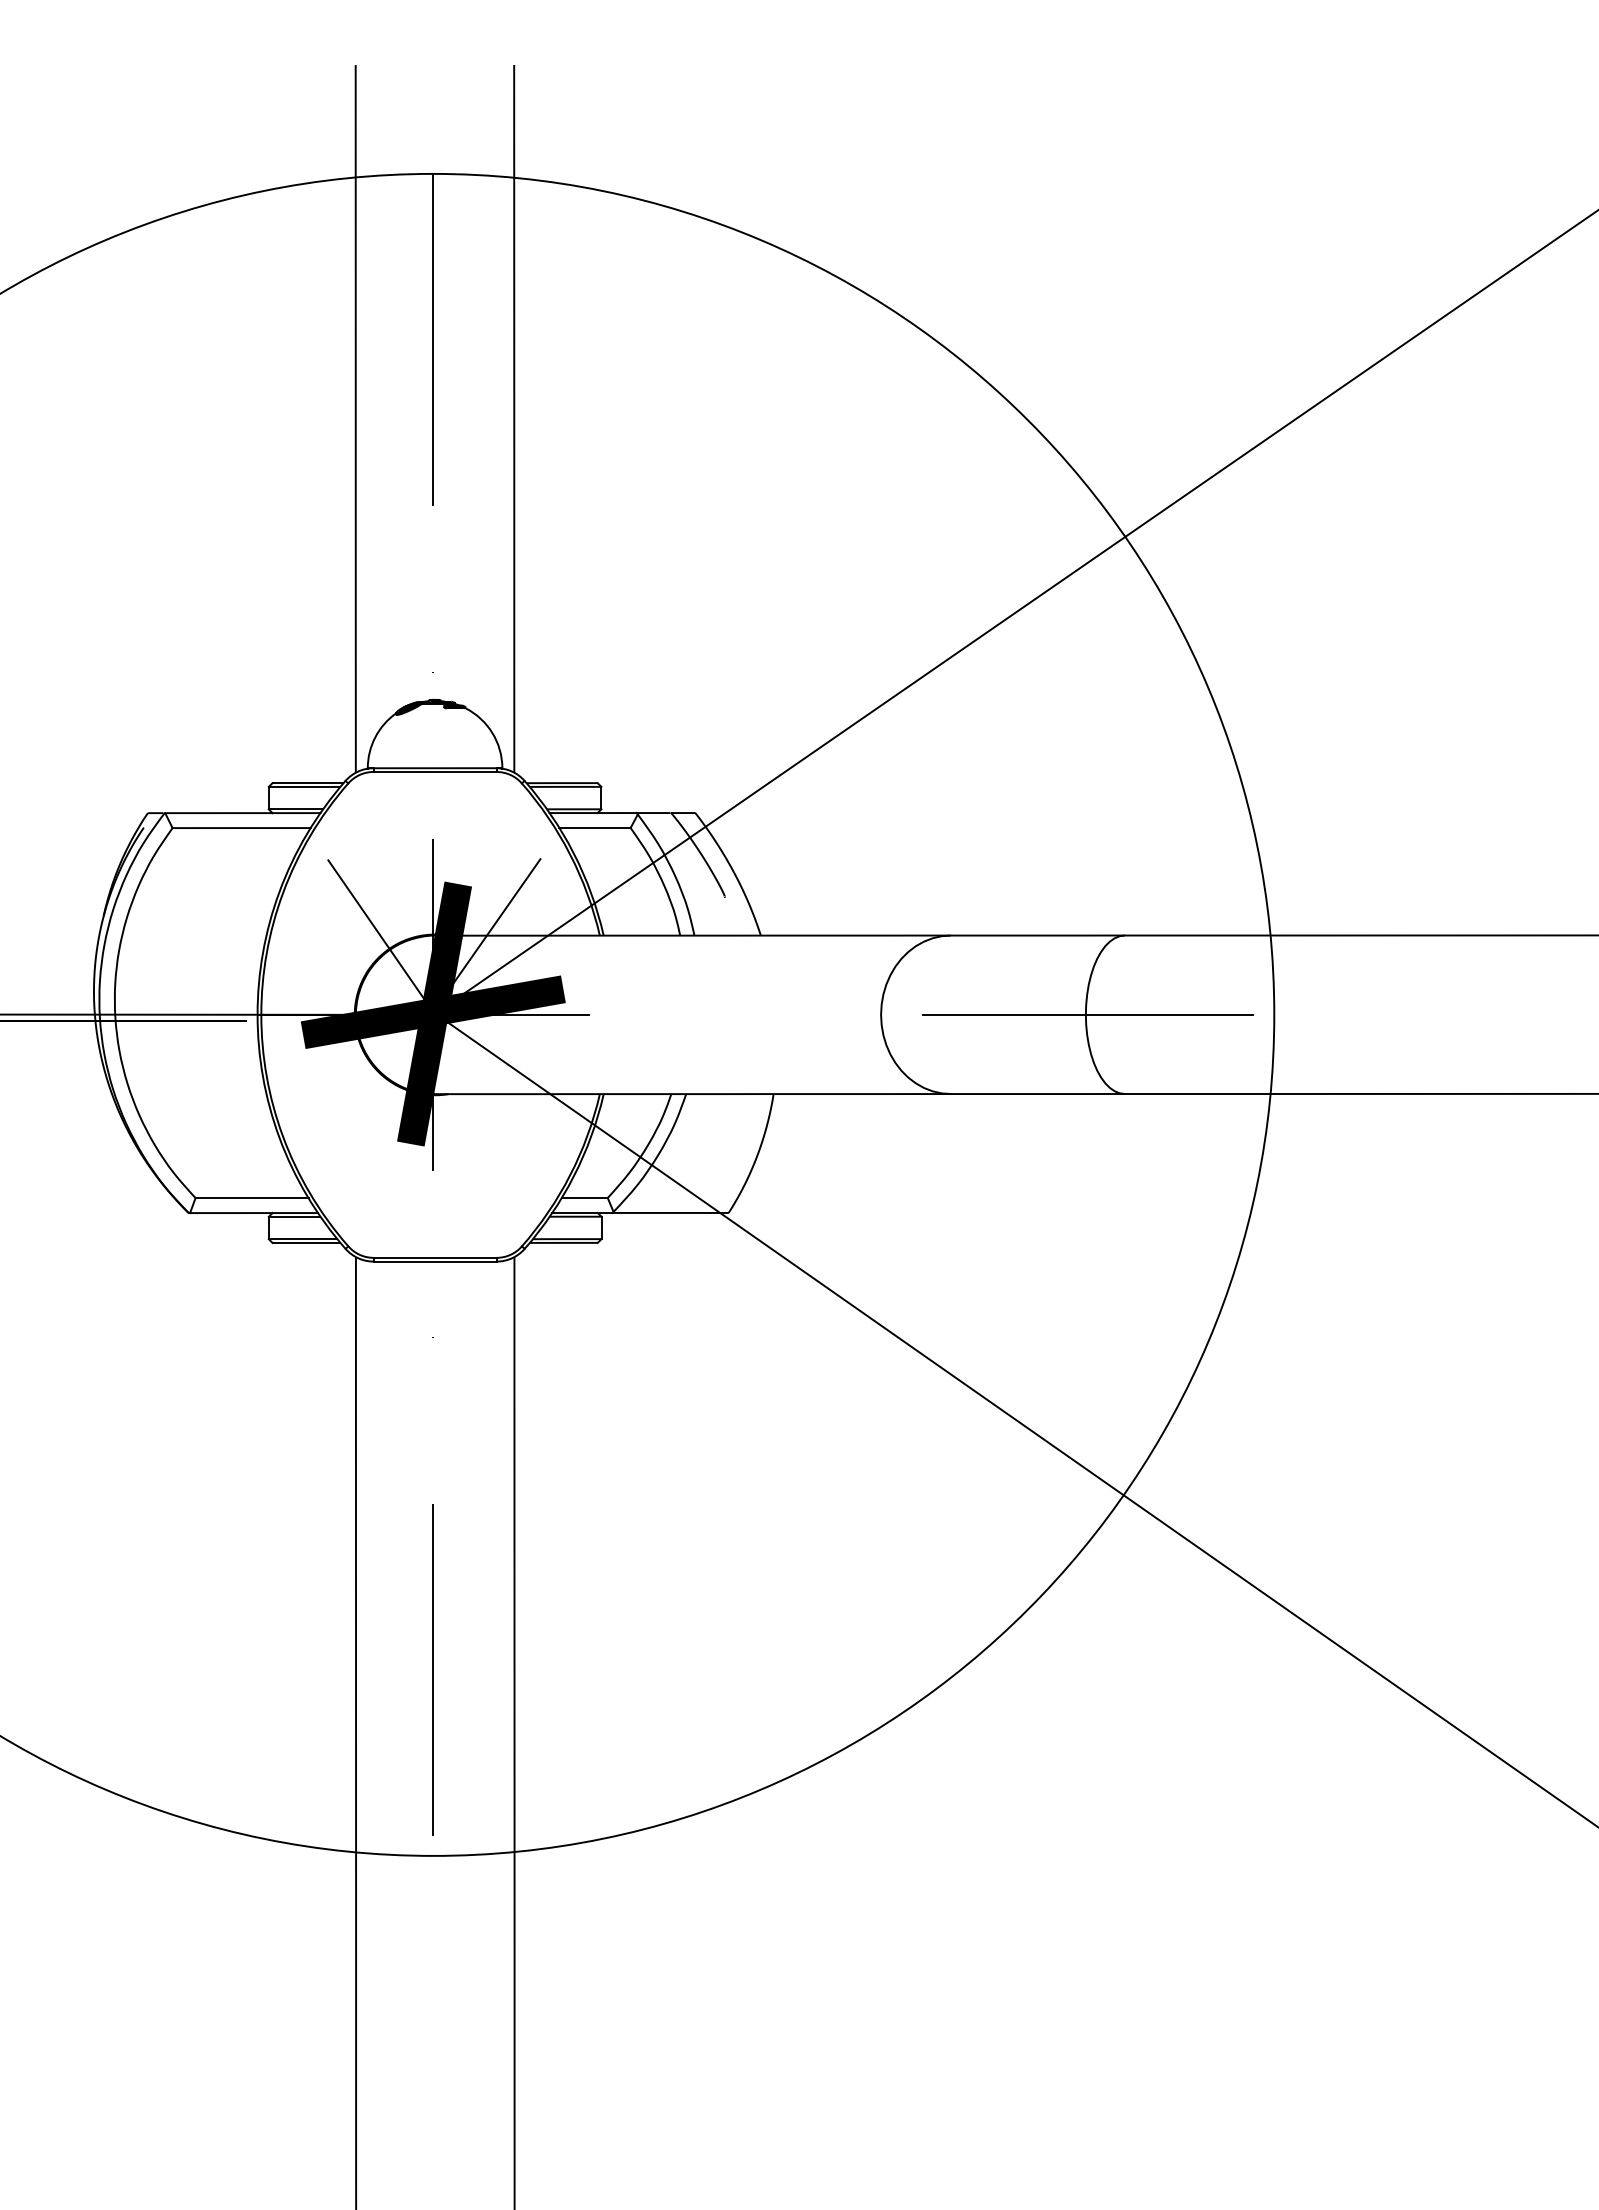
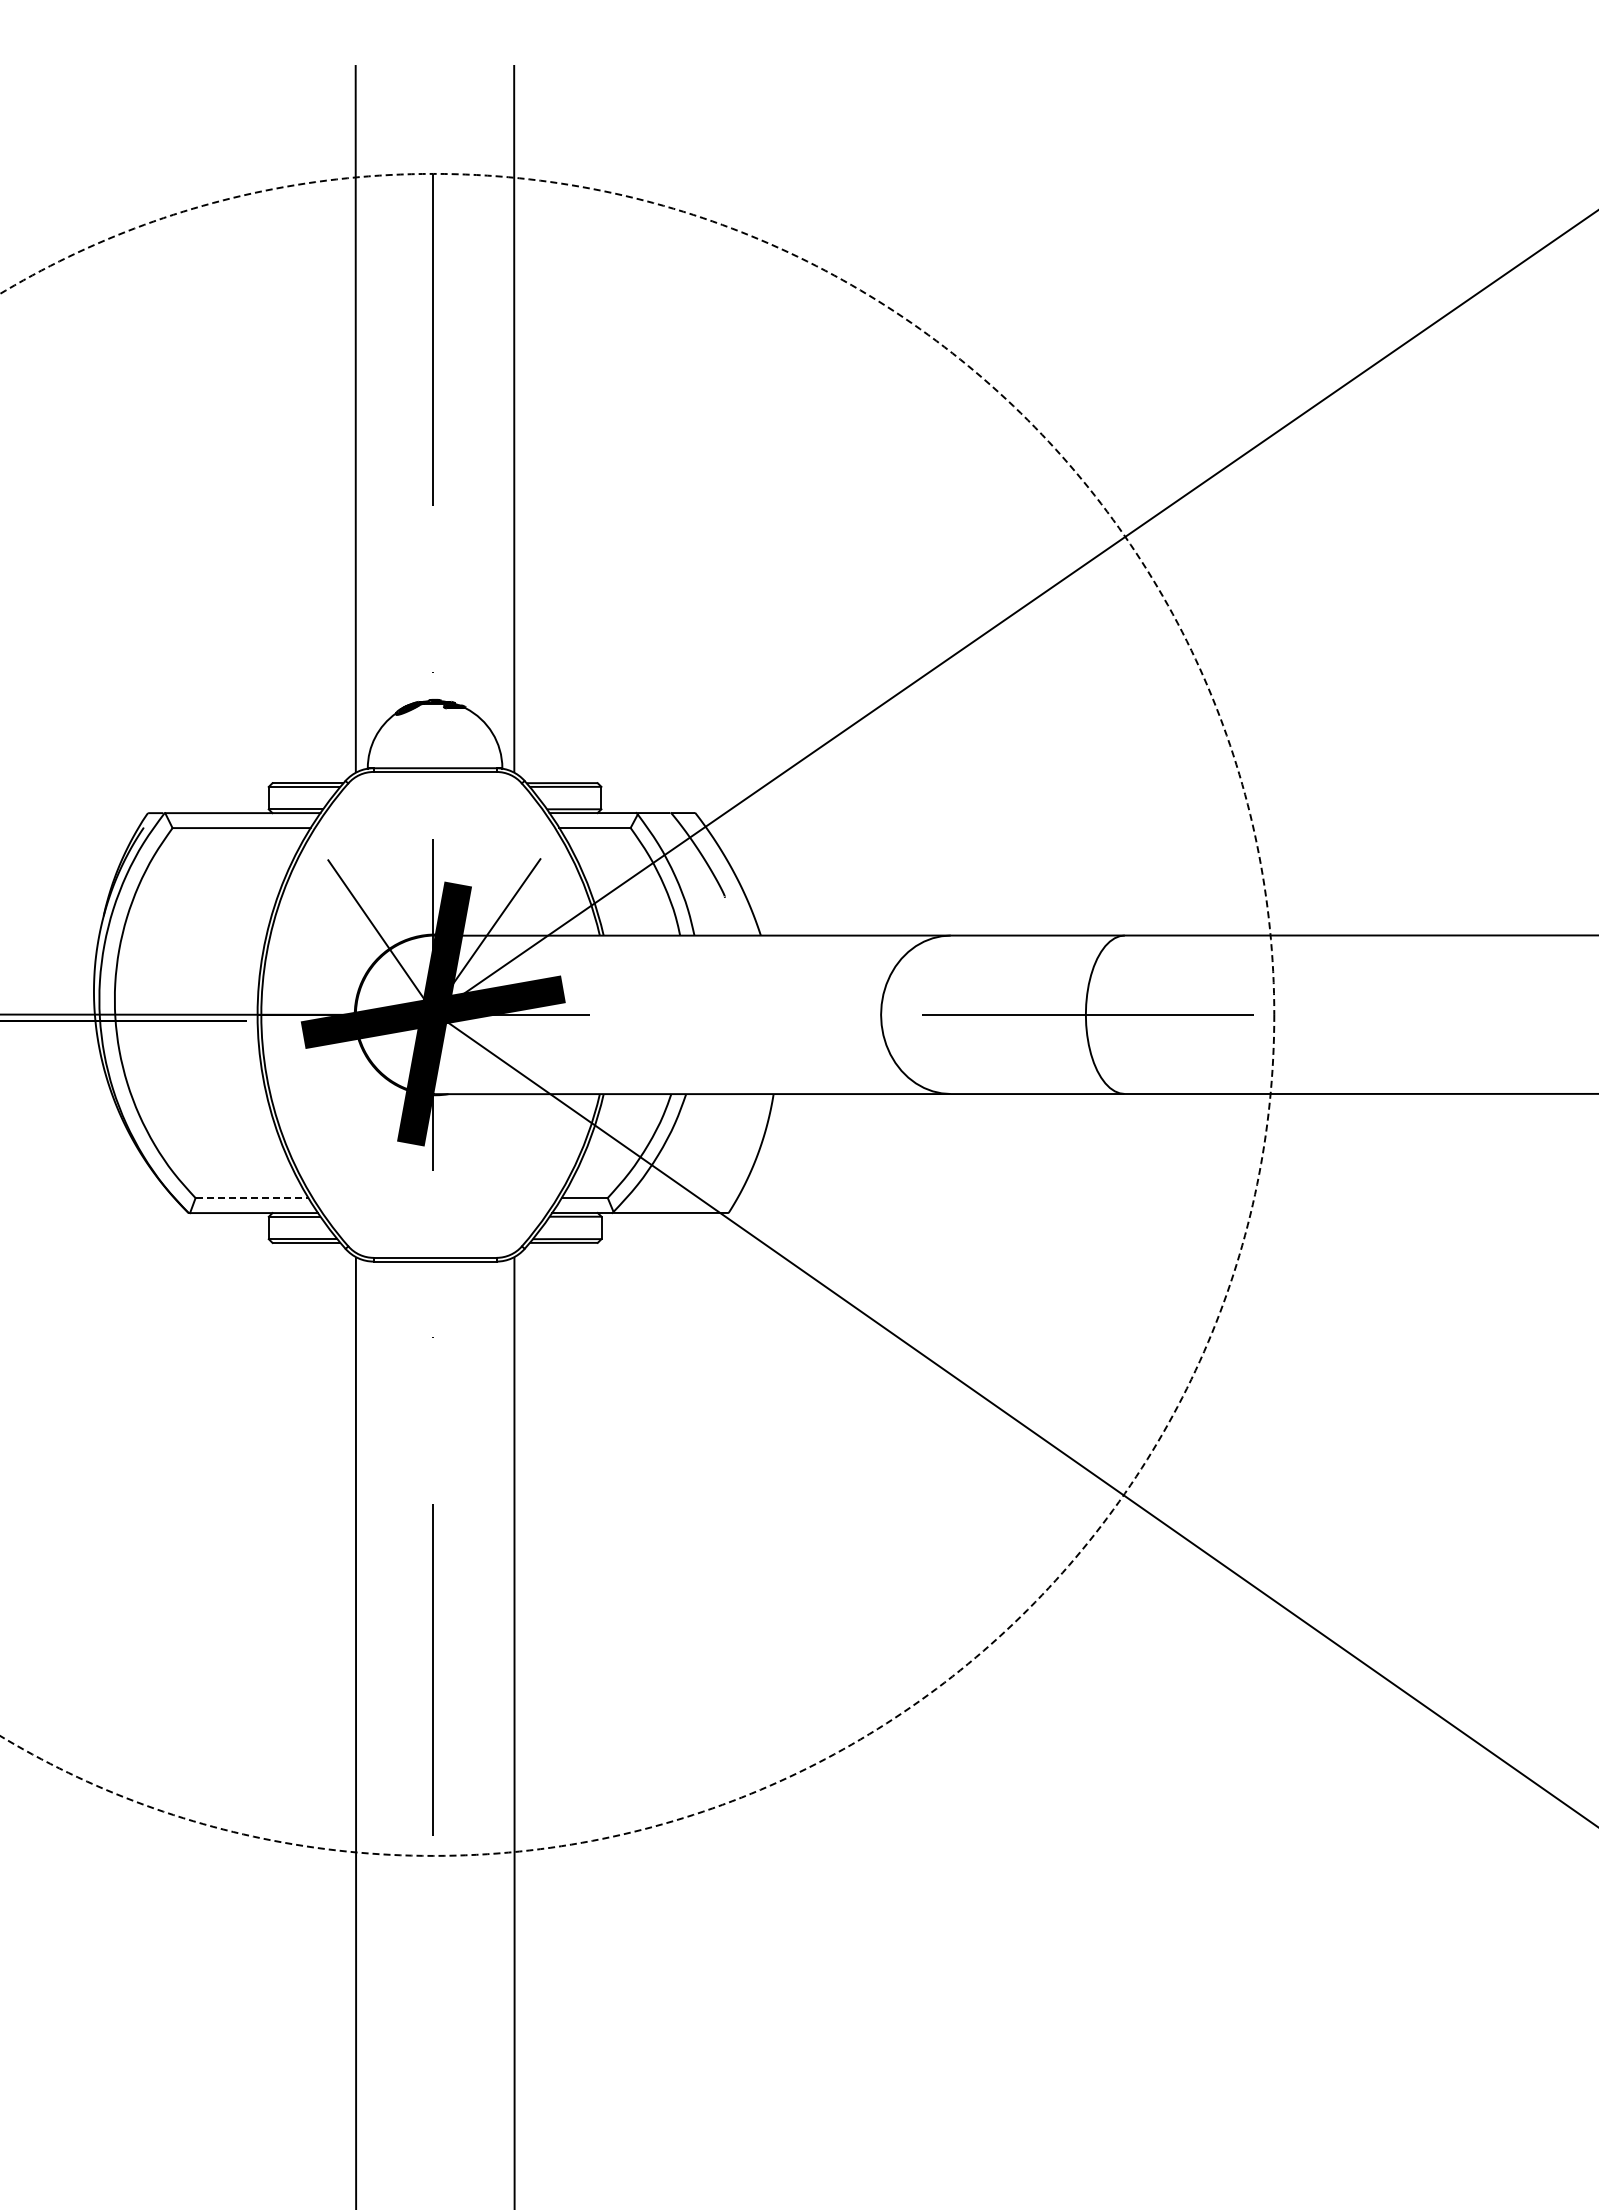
circle: solid -> dashed (637, 1014)
line: solid -> dashed (252, 1198)
